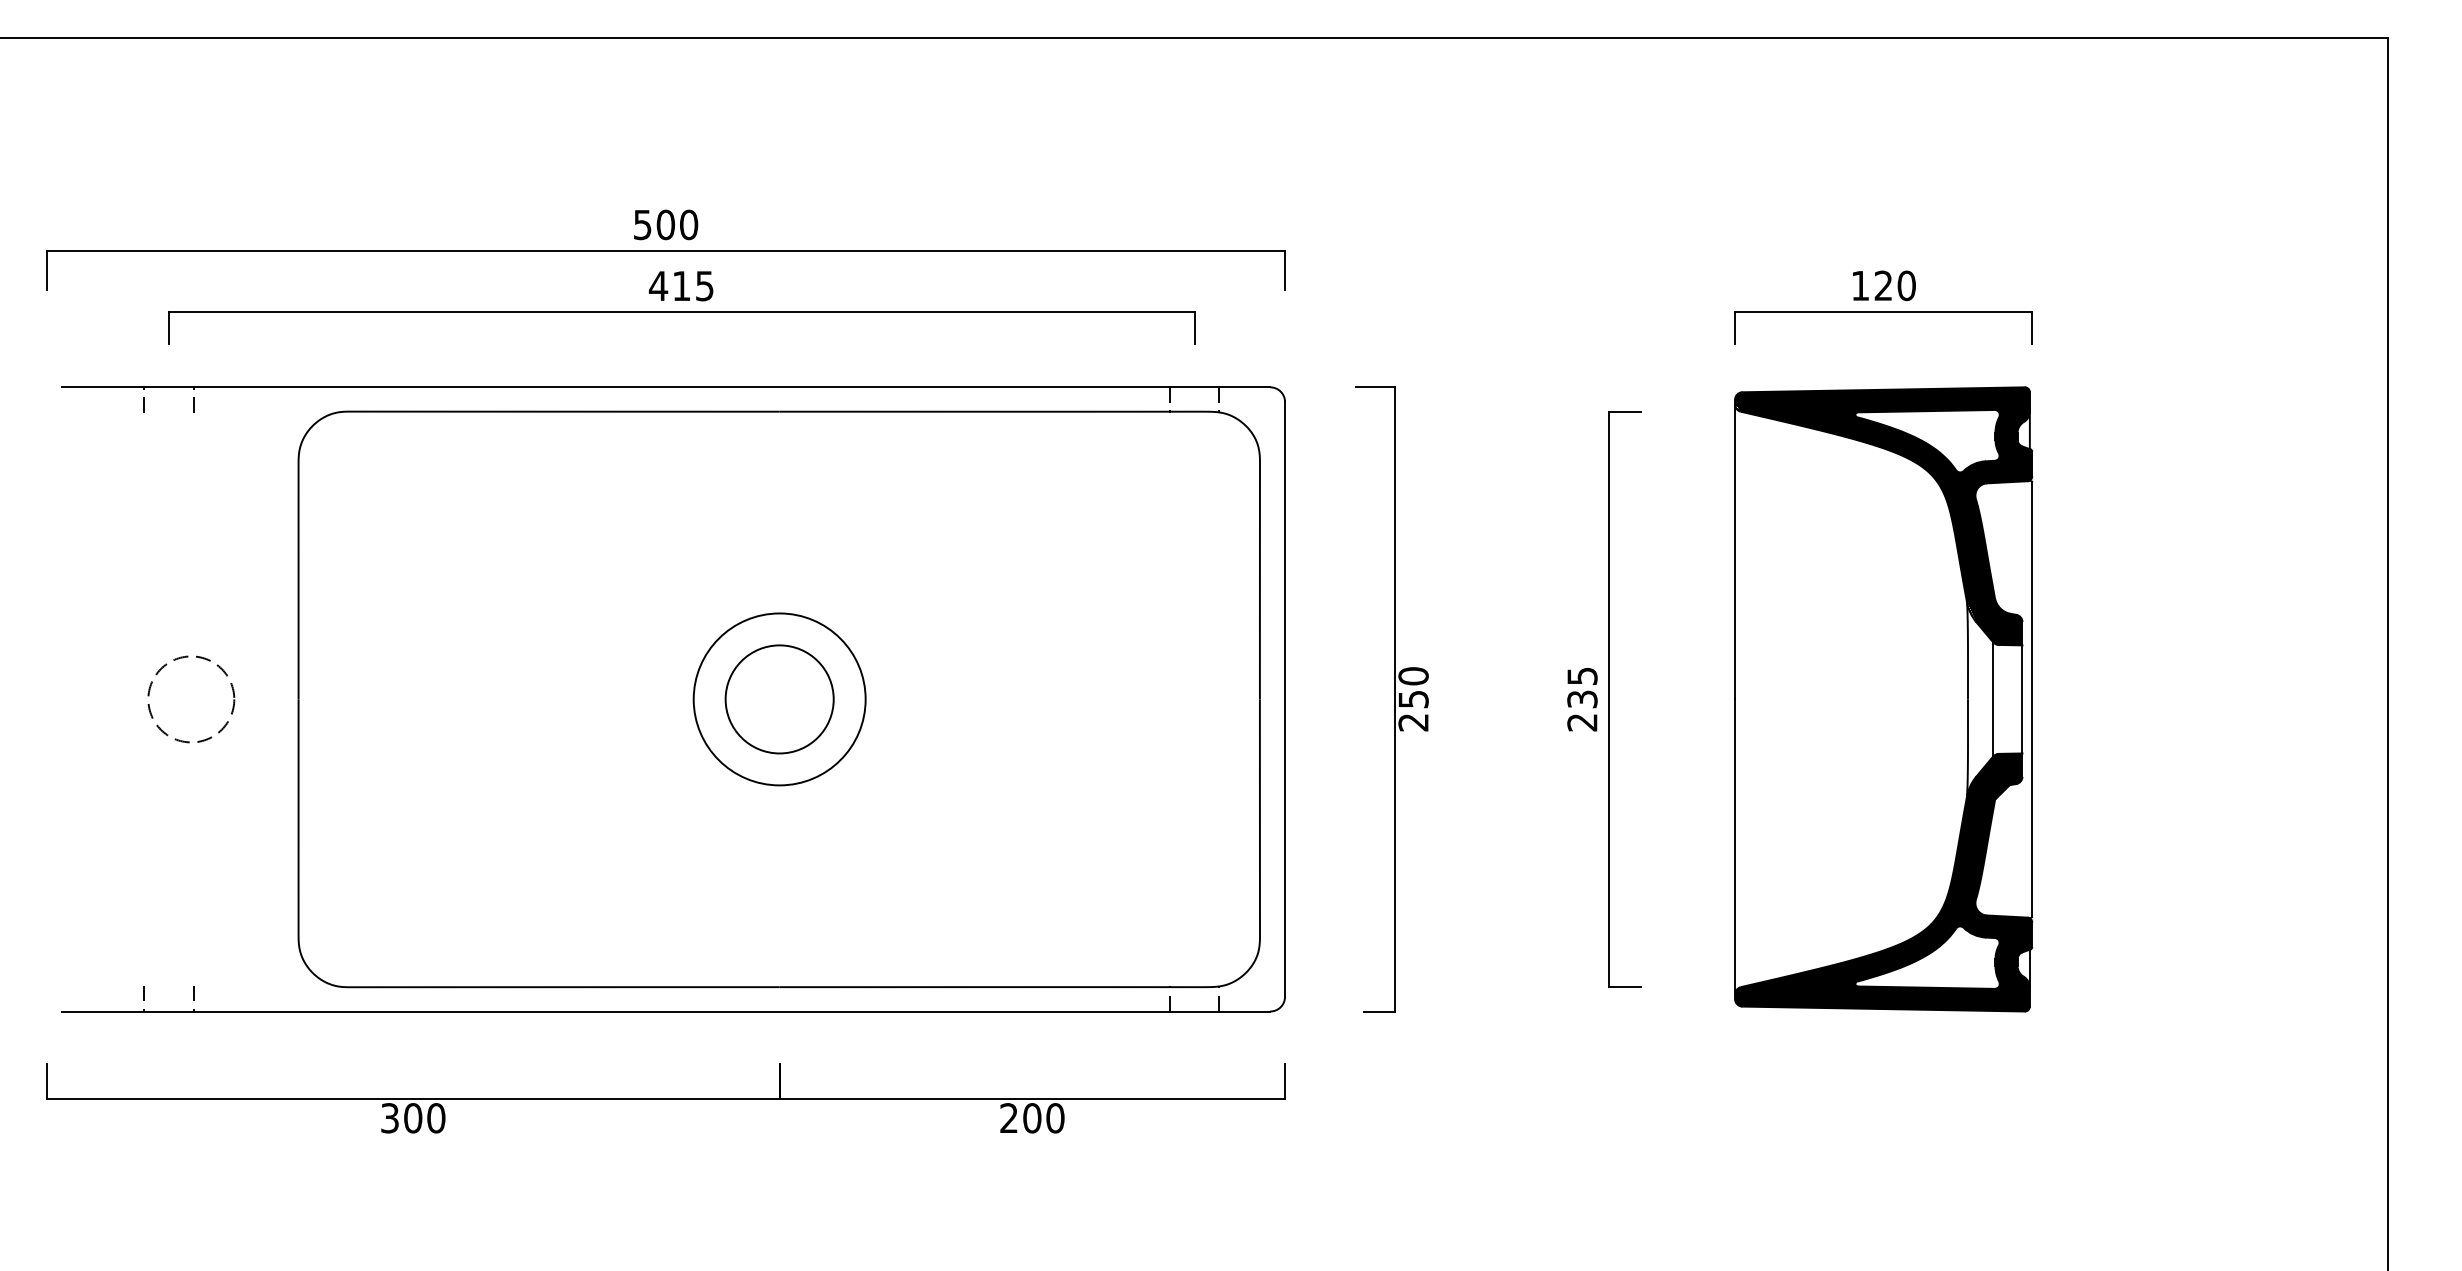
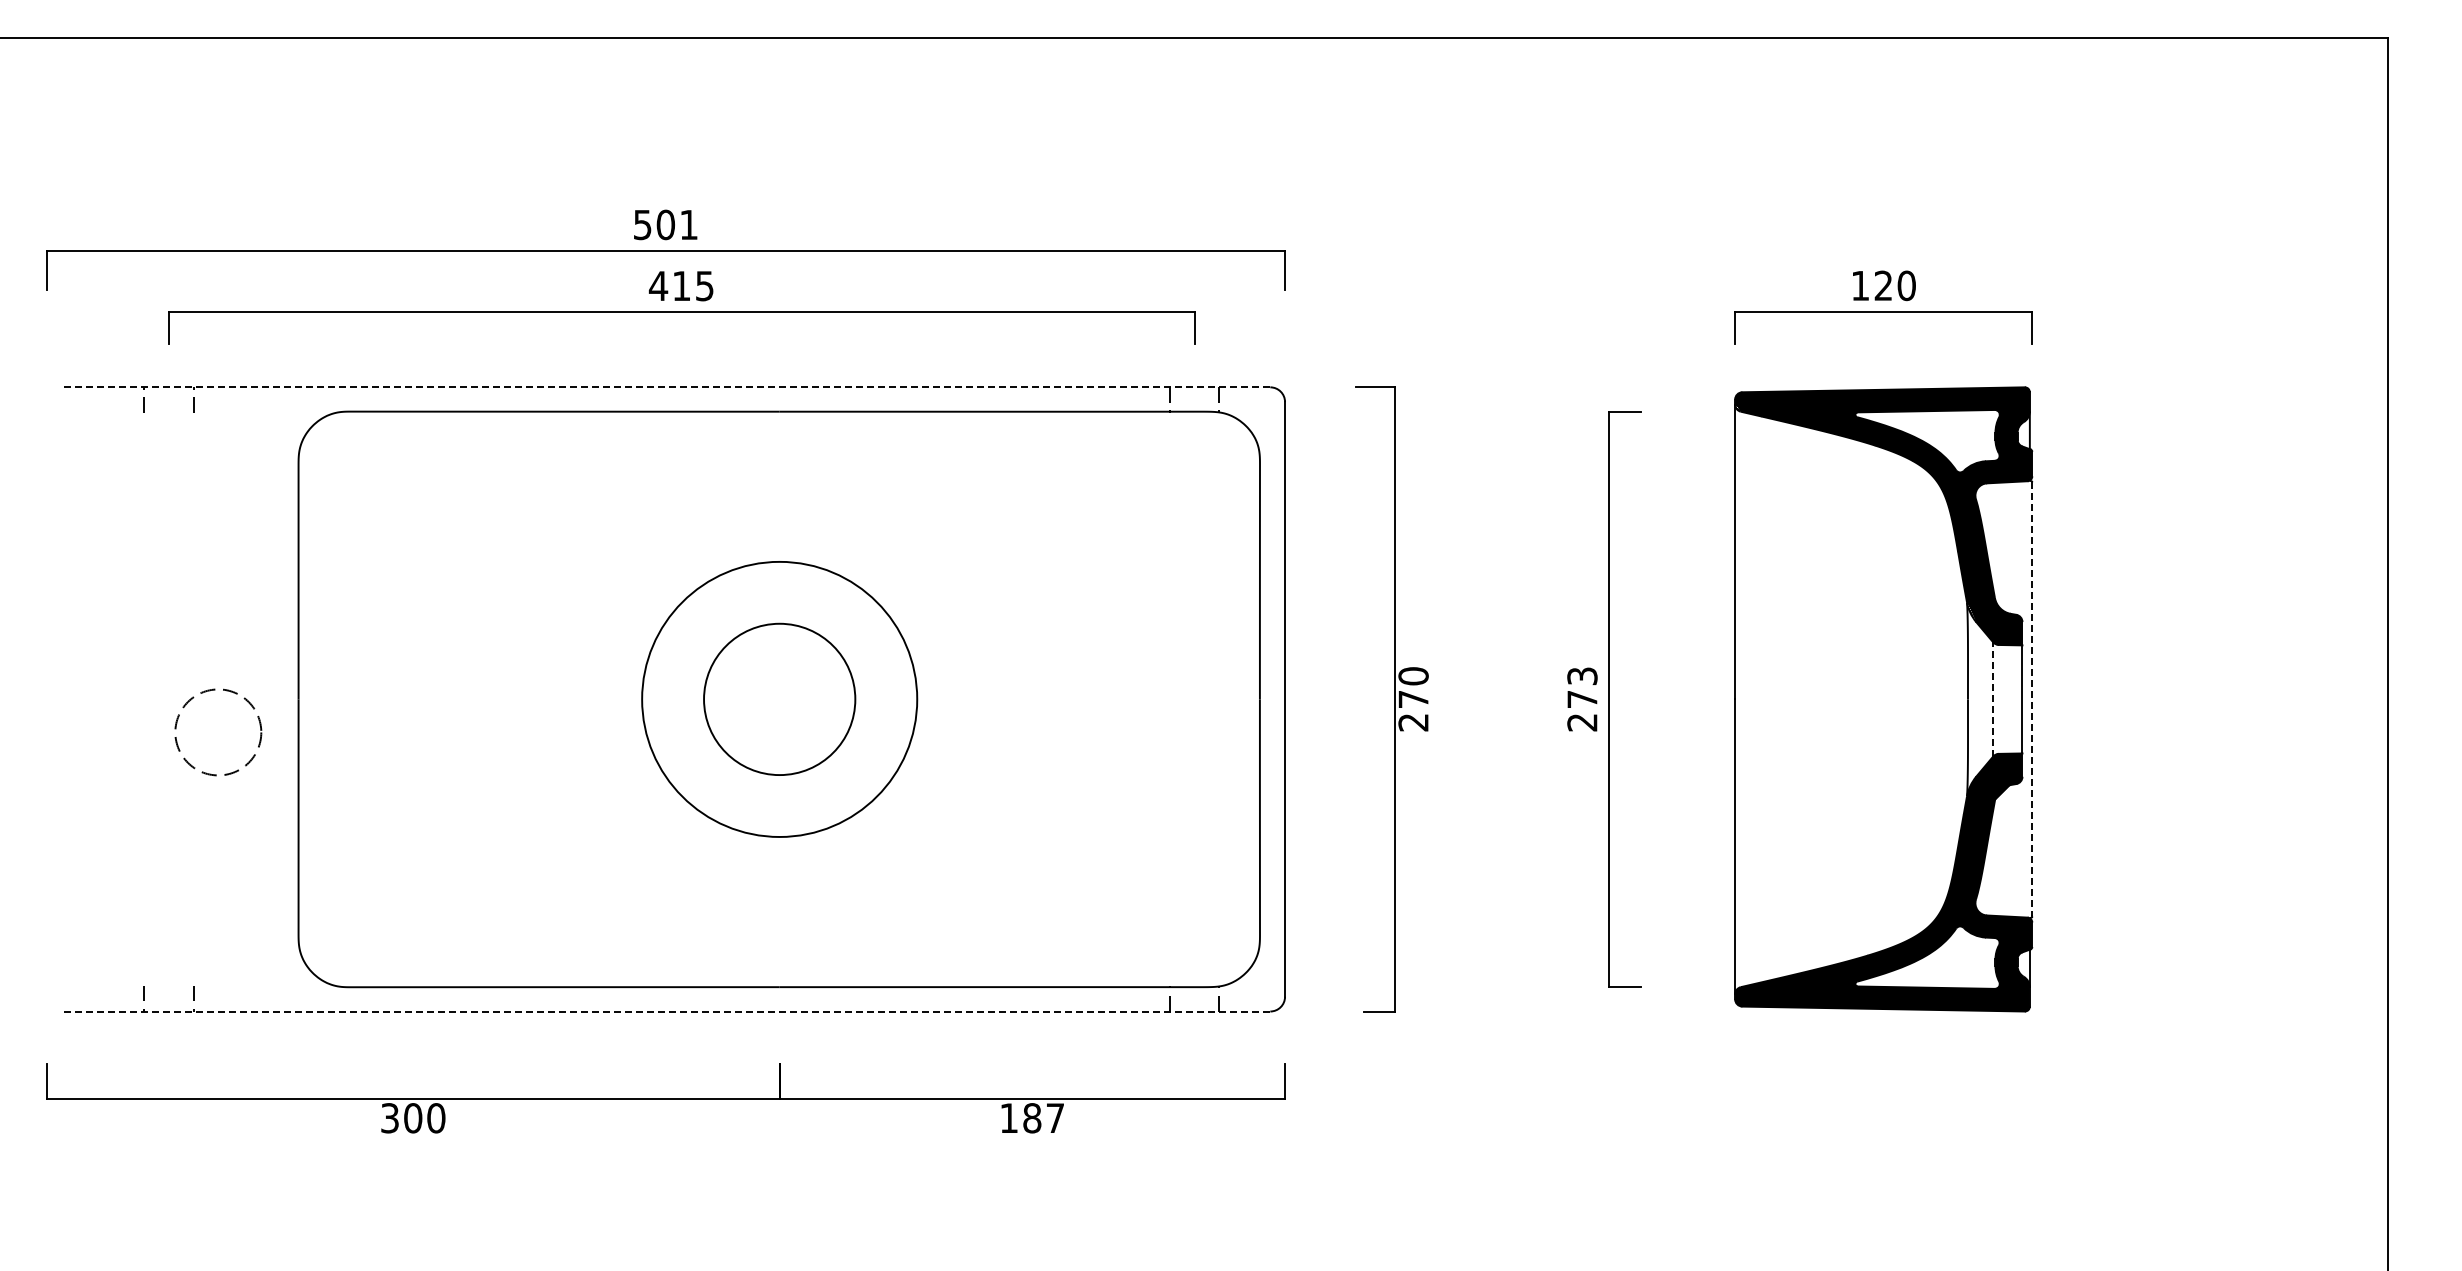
text: 500 -> 501 (689, 224)
line: solid -> dashed (665, 387)
text: 235 -> 273 (1582, 687)
line: solid -> dashed (1993, 698)
circle position: (191, 699) -> (218, 732) (218, 732)
circle diameter: 108 px -> 151 px (779, 699)
circle diameter: 172 px -> 275 px (779, 698)
text: 250 -> 270 (1413, 699)
line: solid -> dashed (2032, 699)
line: solid -> dashed (665, 1011)
text: 200 -> 187 (1032, 1118)
